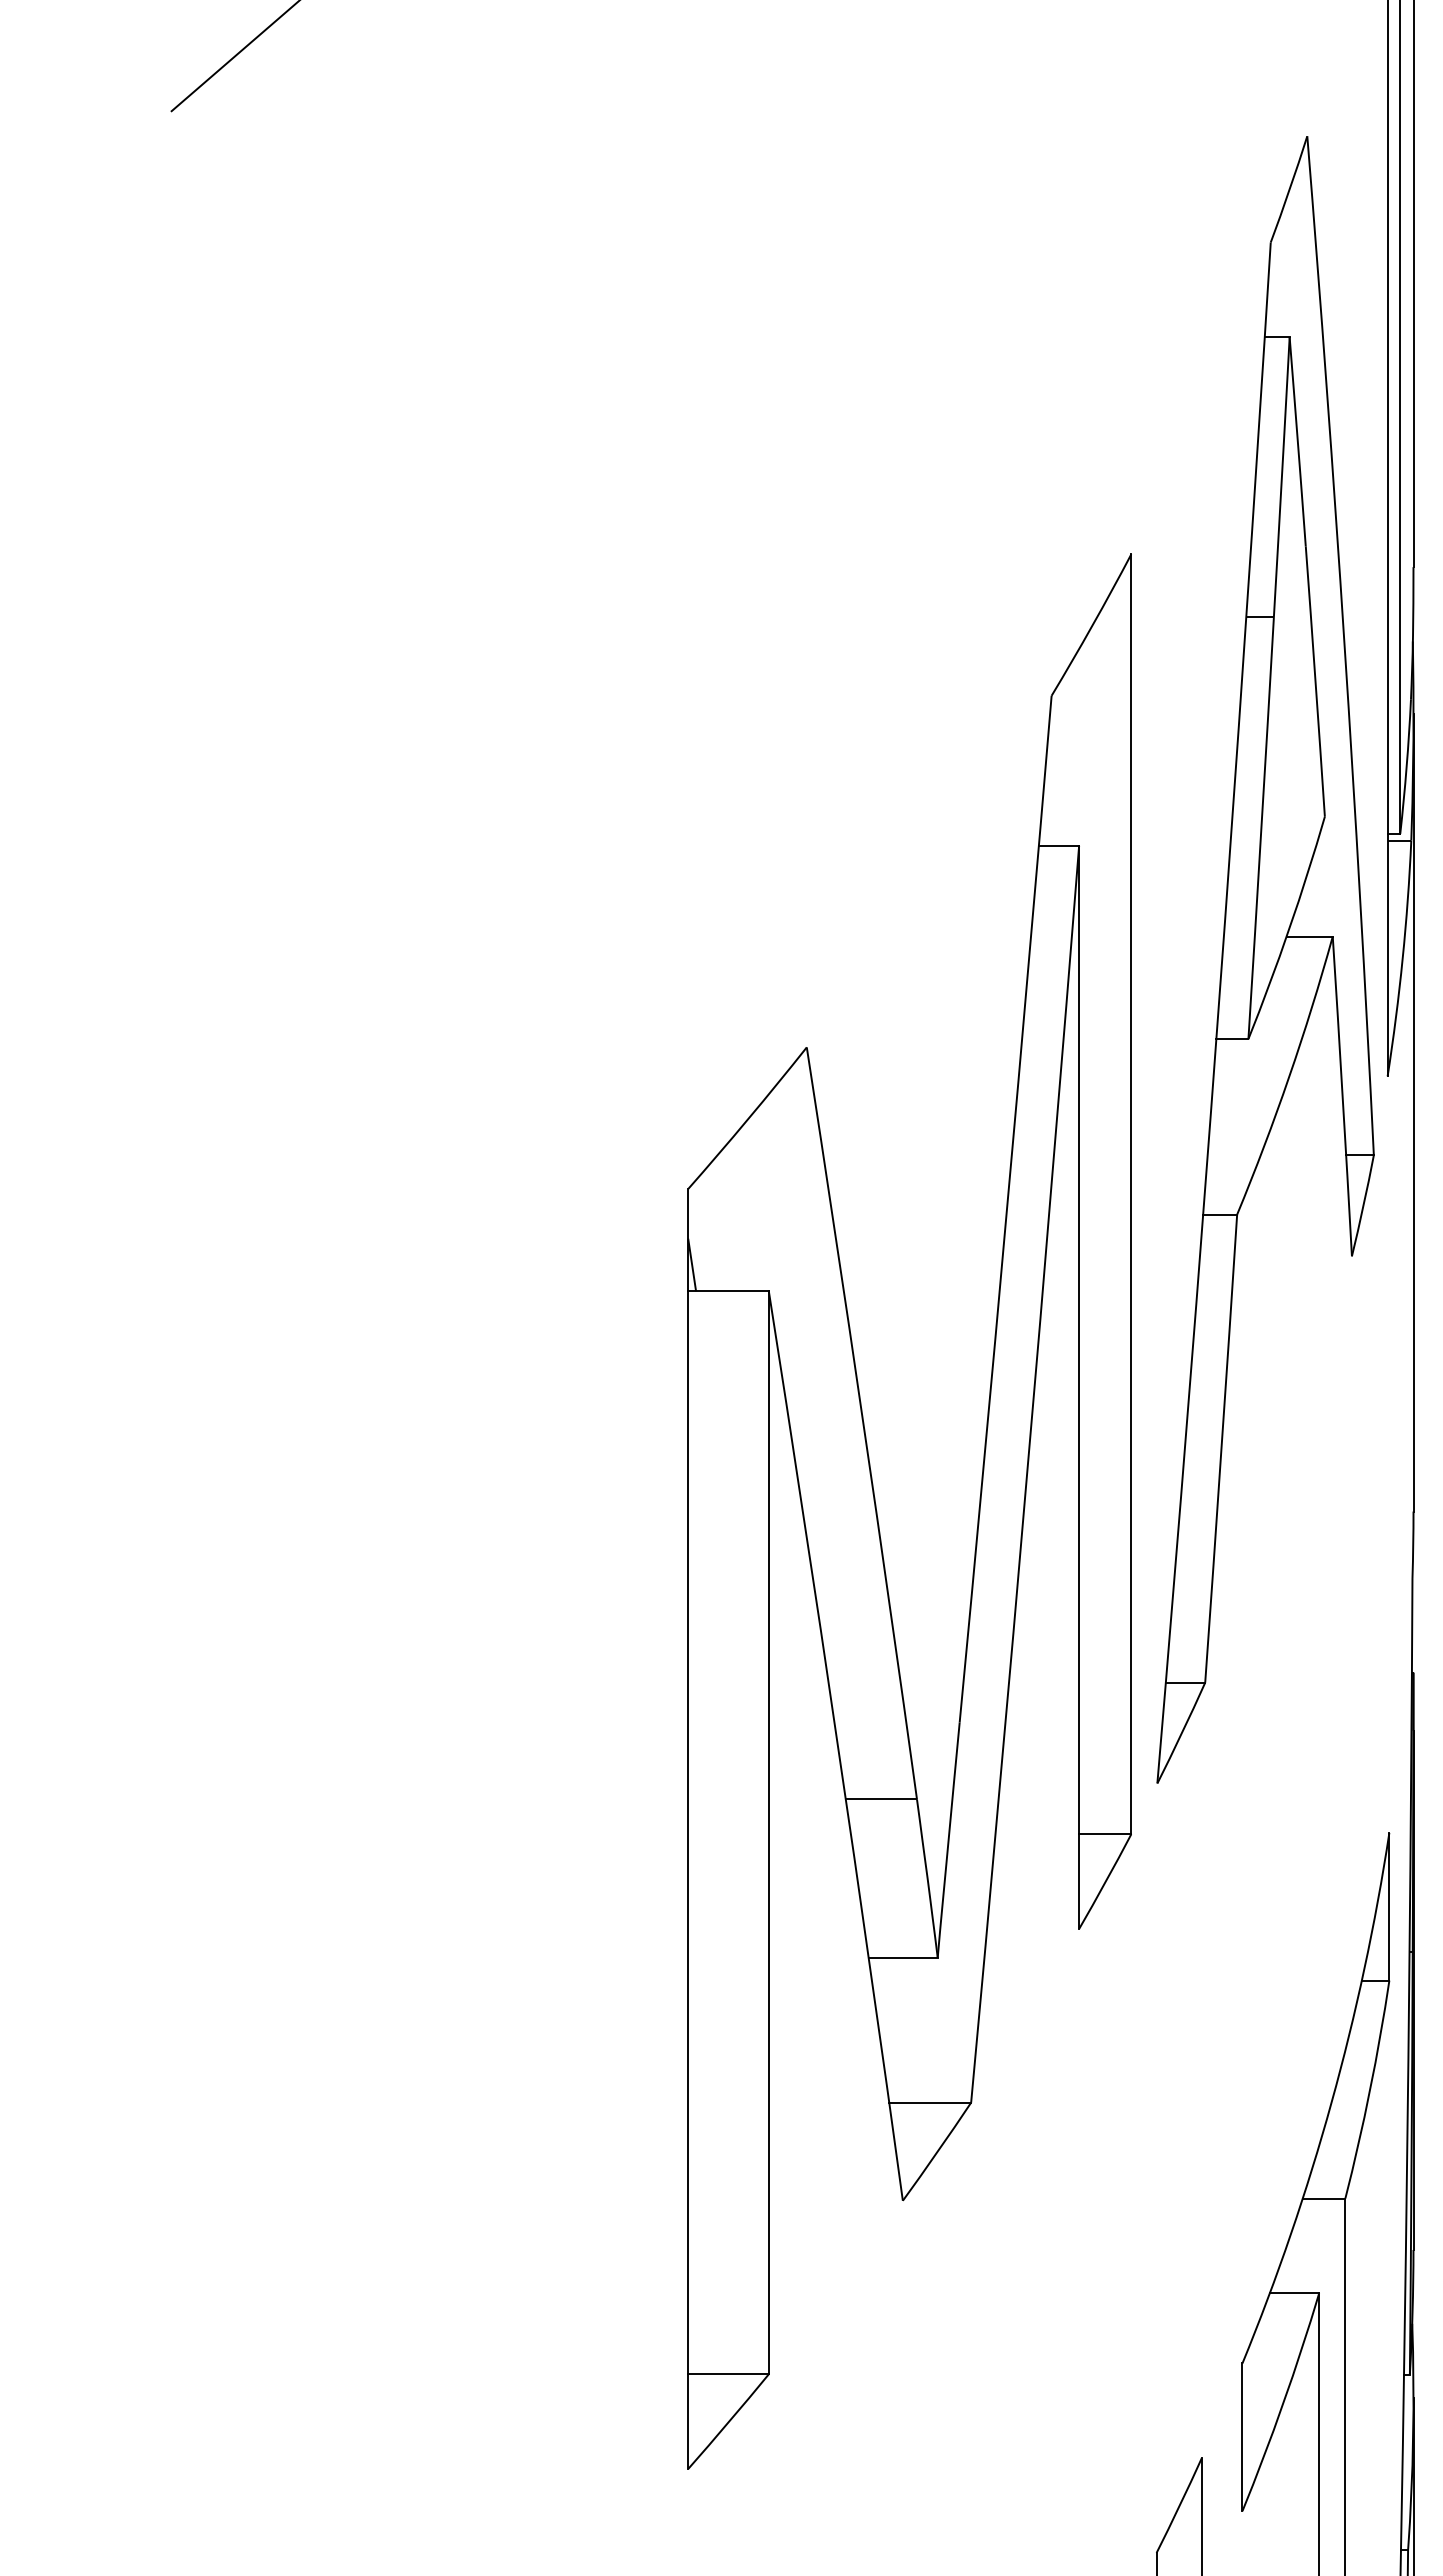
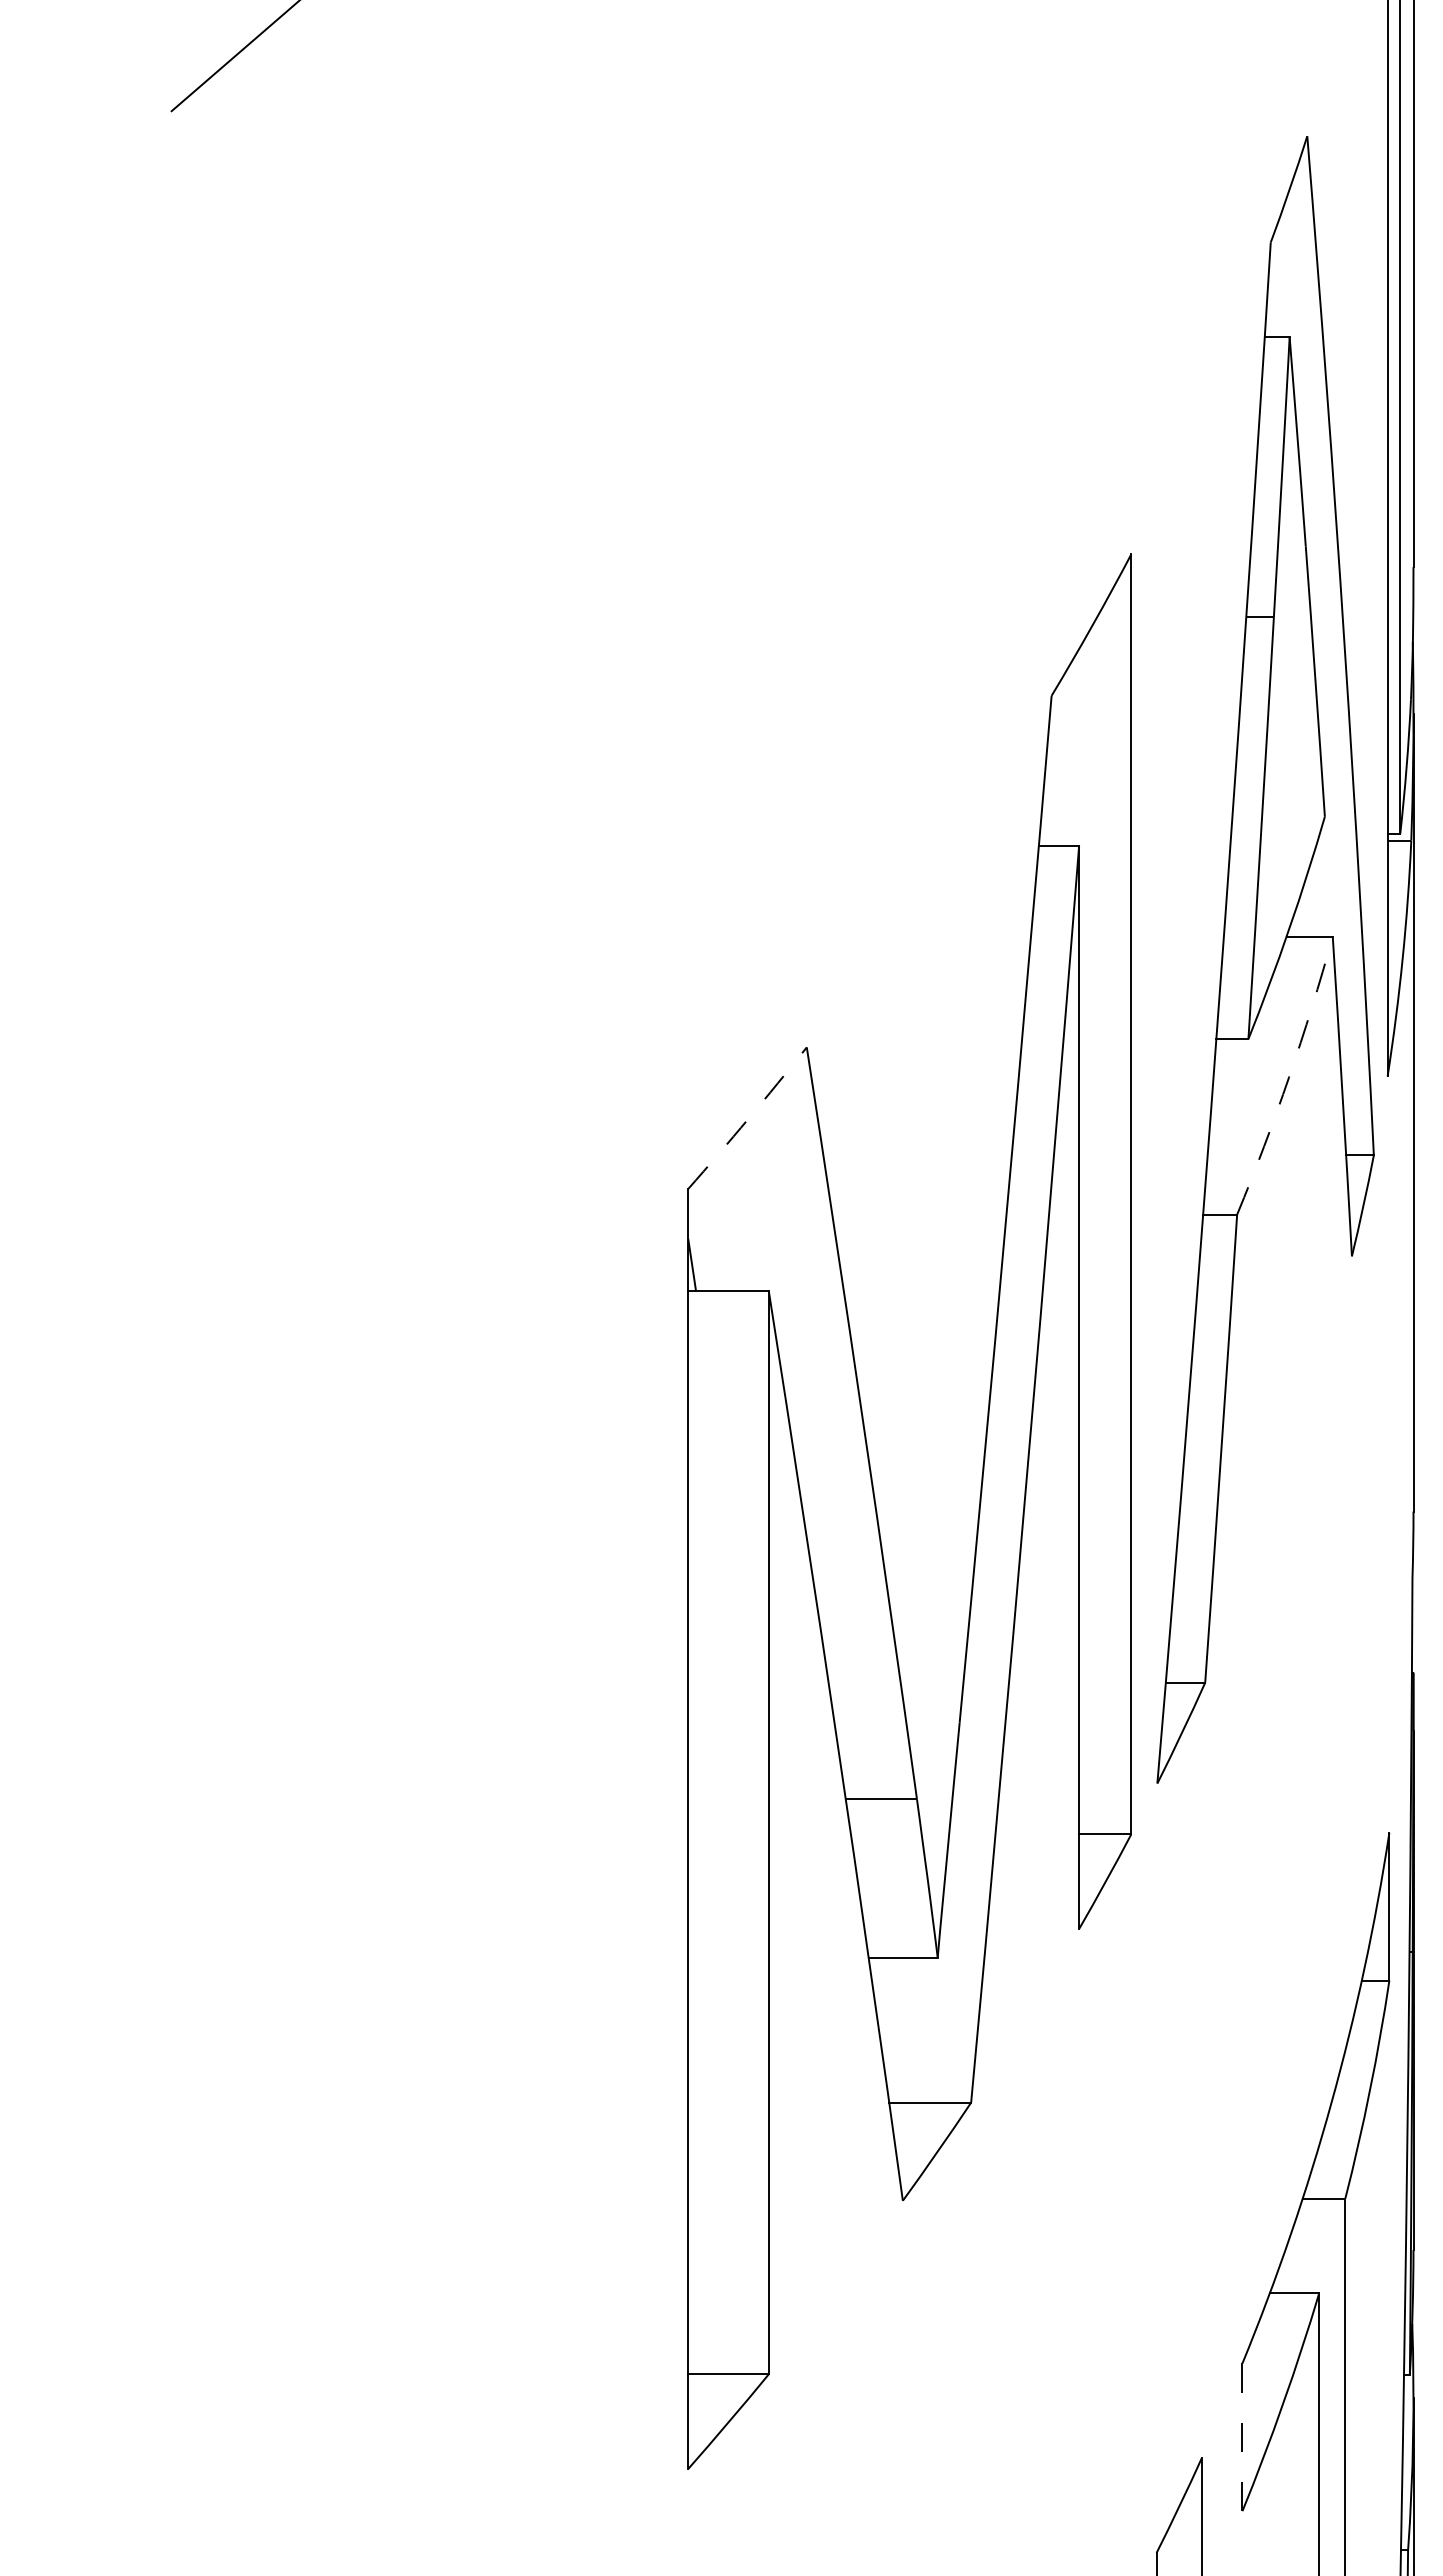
arc: solid -> dashed (1289, 1077)
arc: solid -> dashed (748, 1118)
line: solid -> dashed (1242, 2437)
